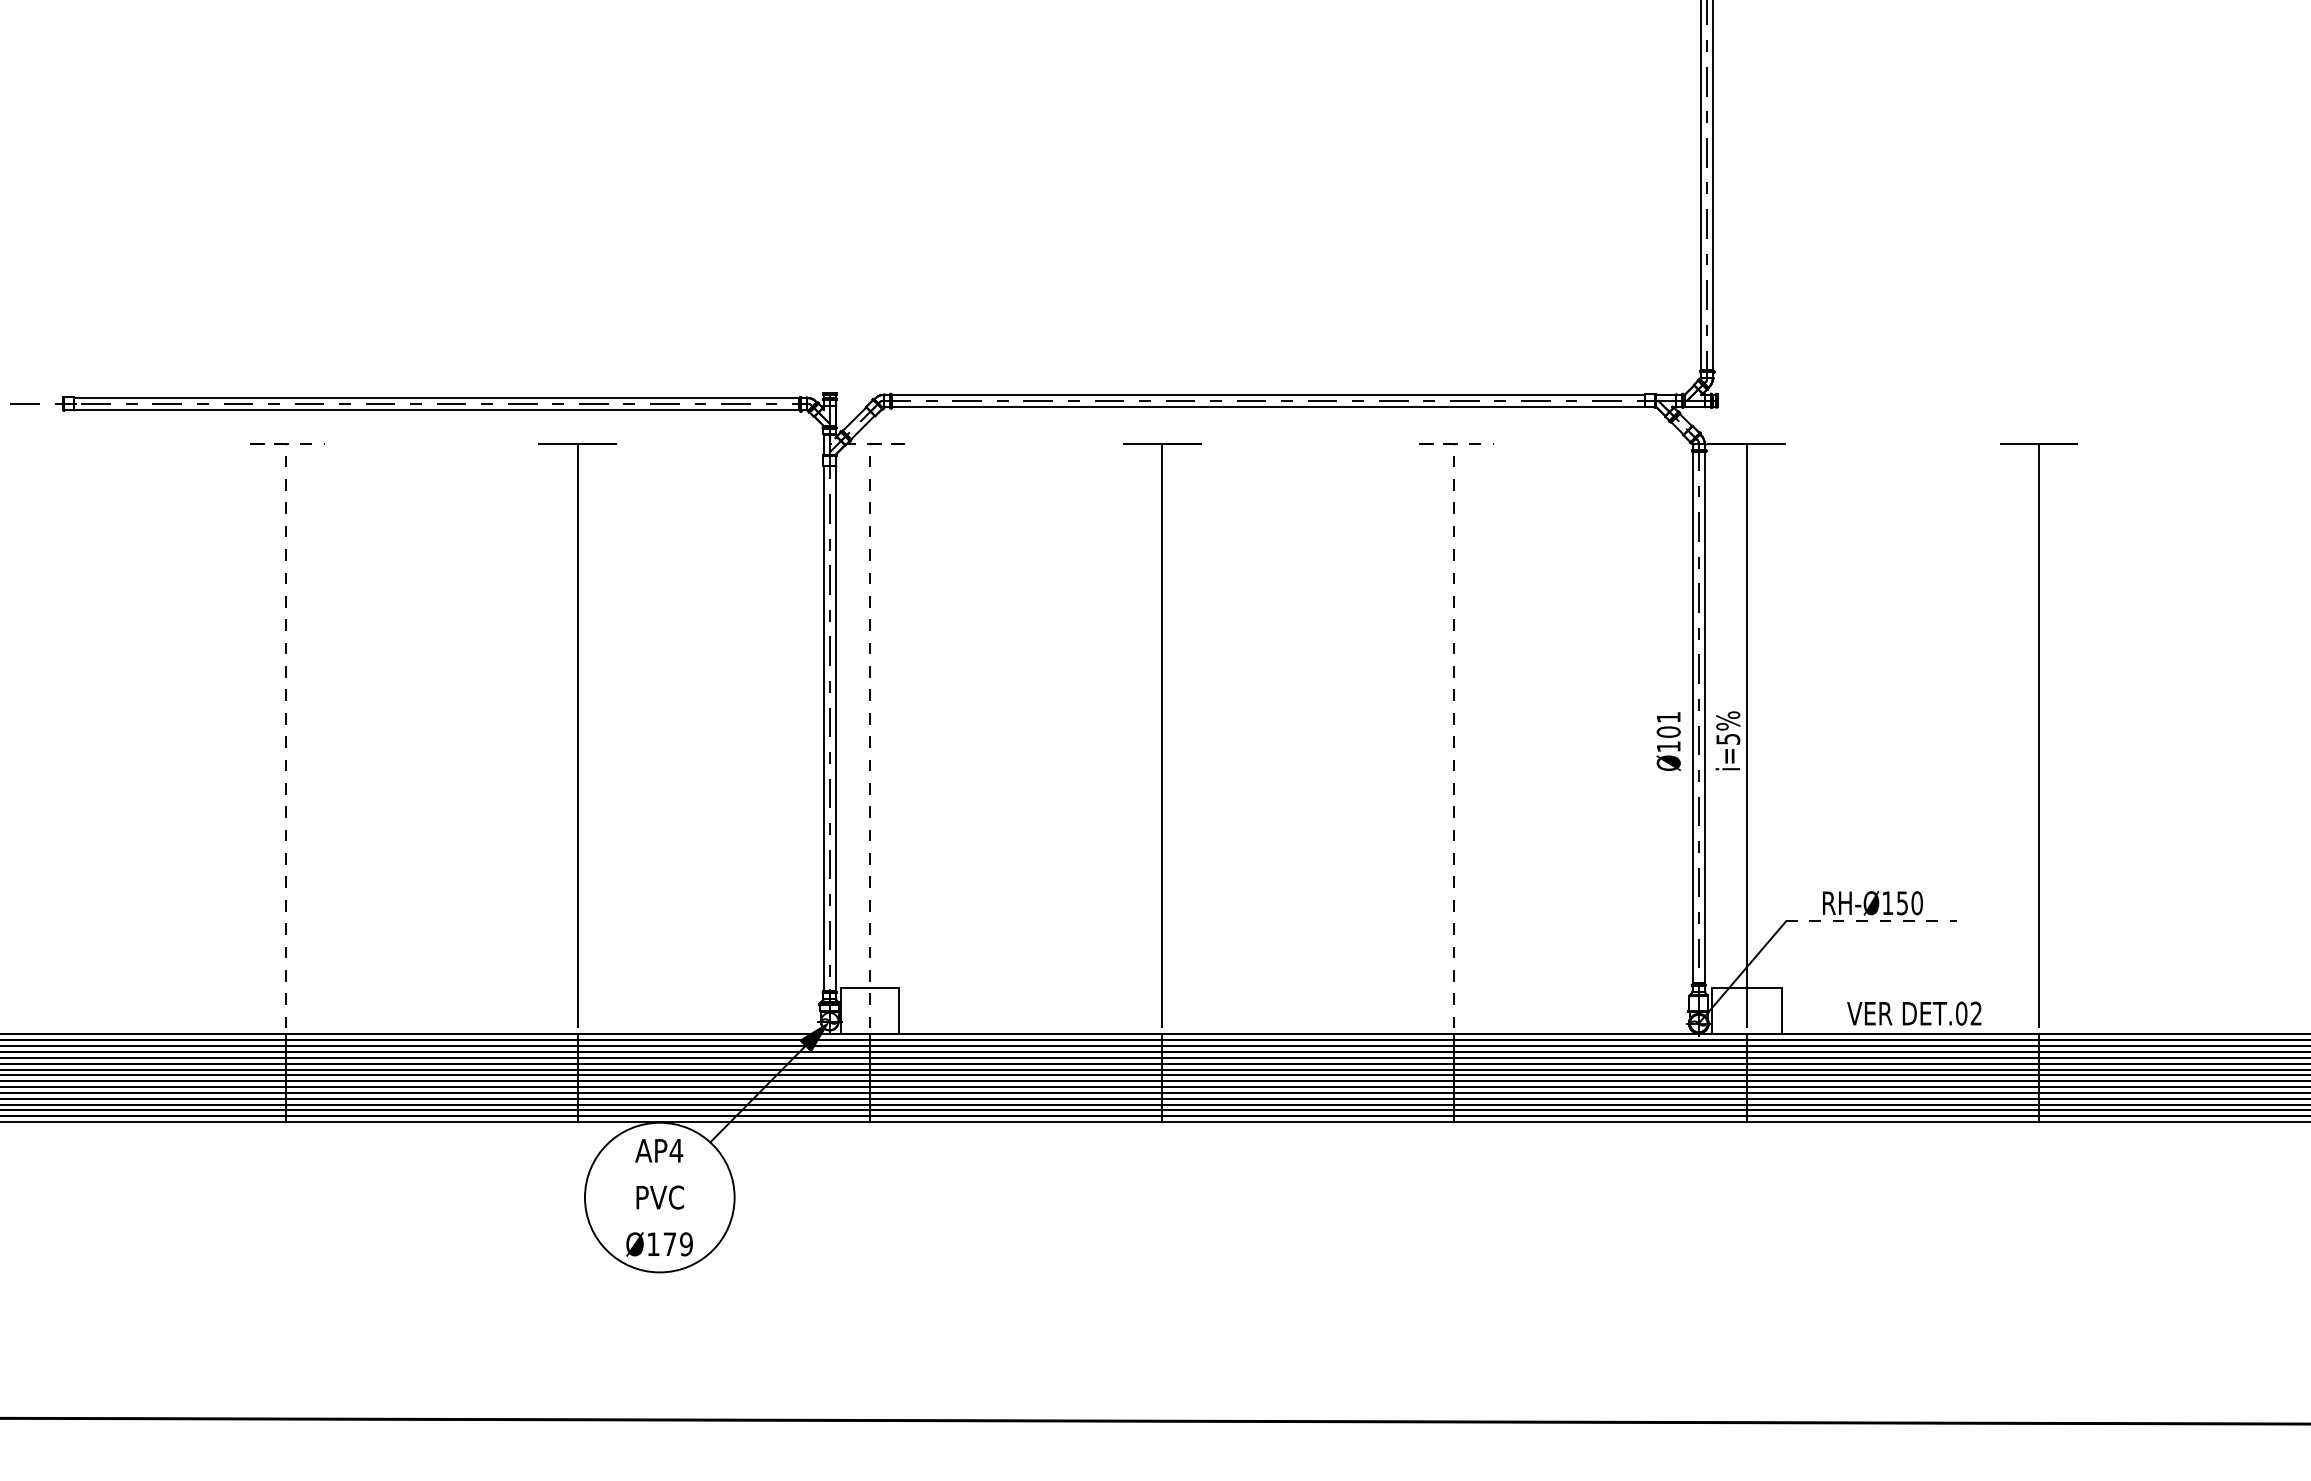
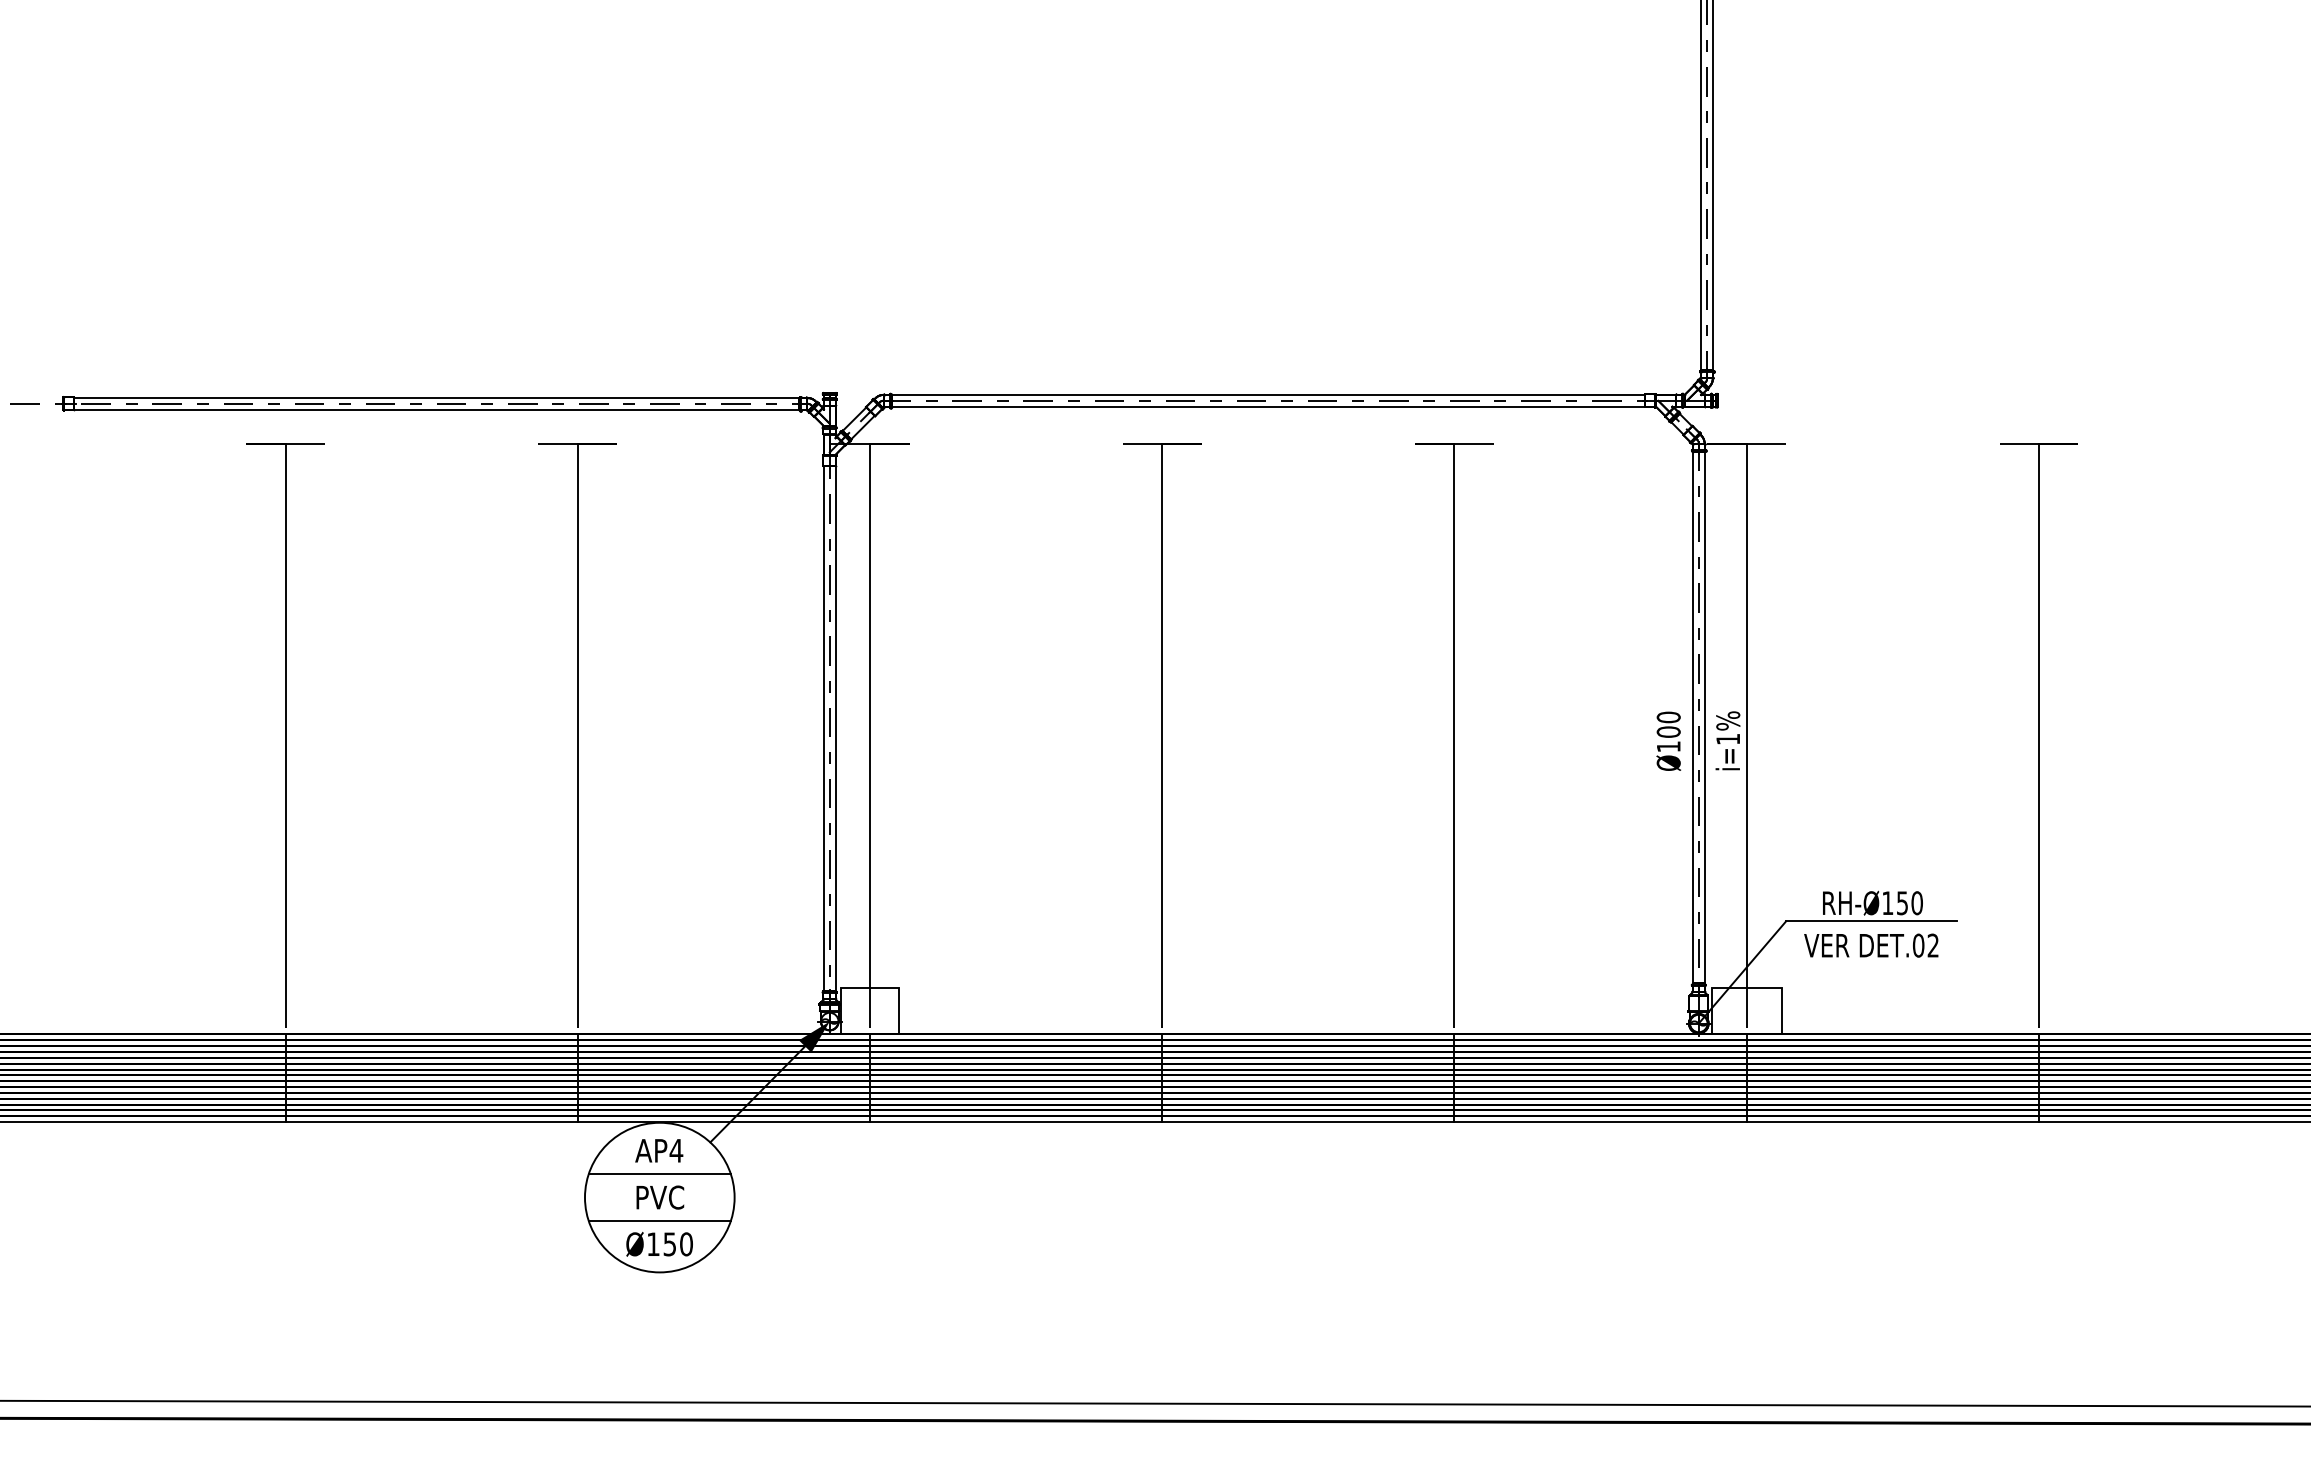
line: dashed -> solid (285, 675)
line: dashed -> solid (869, 675)
line: dashed -> solid (1454, 675)
text: Ø101 -> Ø100 (1668, 717)
text: i=5% -> i=1% (1728, 739)
line: dashed -> solid (1871, 921)
text position: (1914, 1013) -> (1871, 945) (1871, 945)
line: none -> present (659, 1174)
line: none -> present (659, 1220)
text: Ø179 -> Ø150 (677, 1244)
line: none -> present (1154, 1403)
